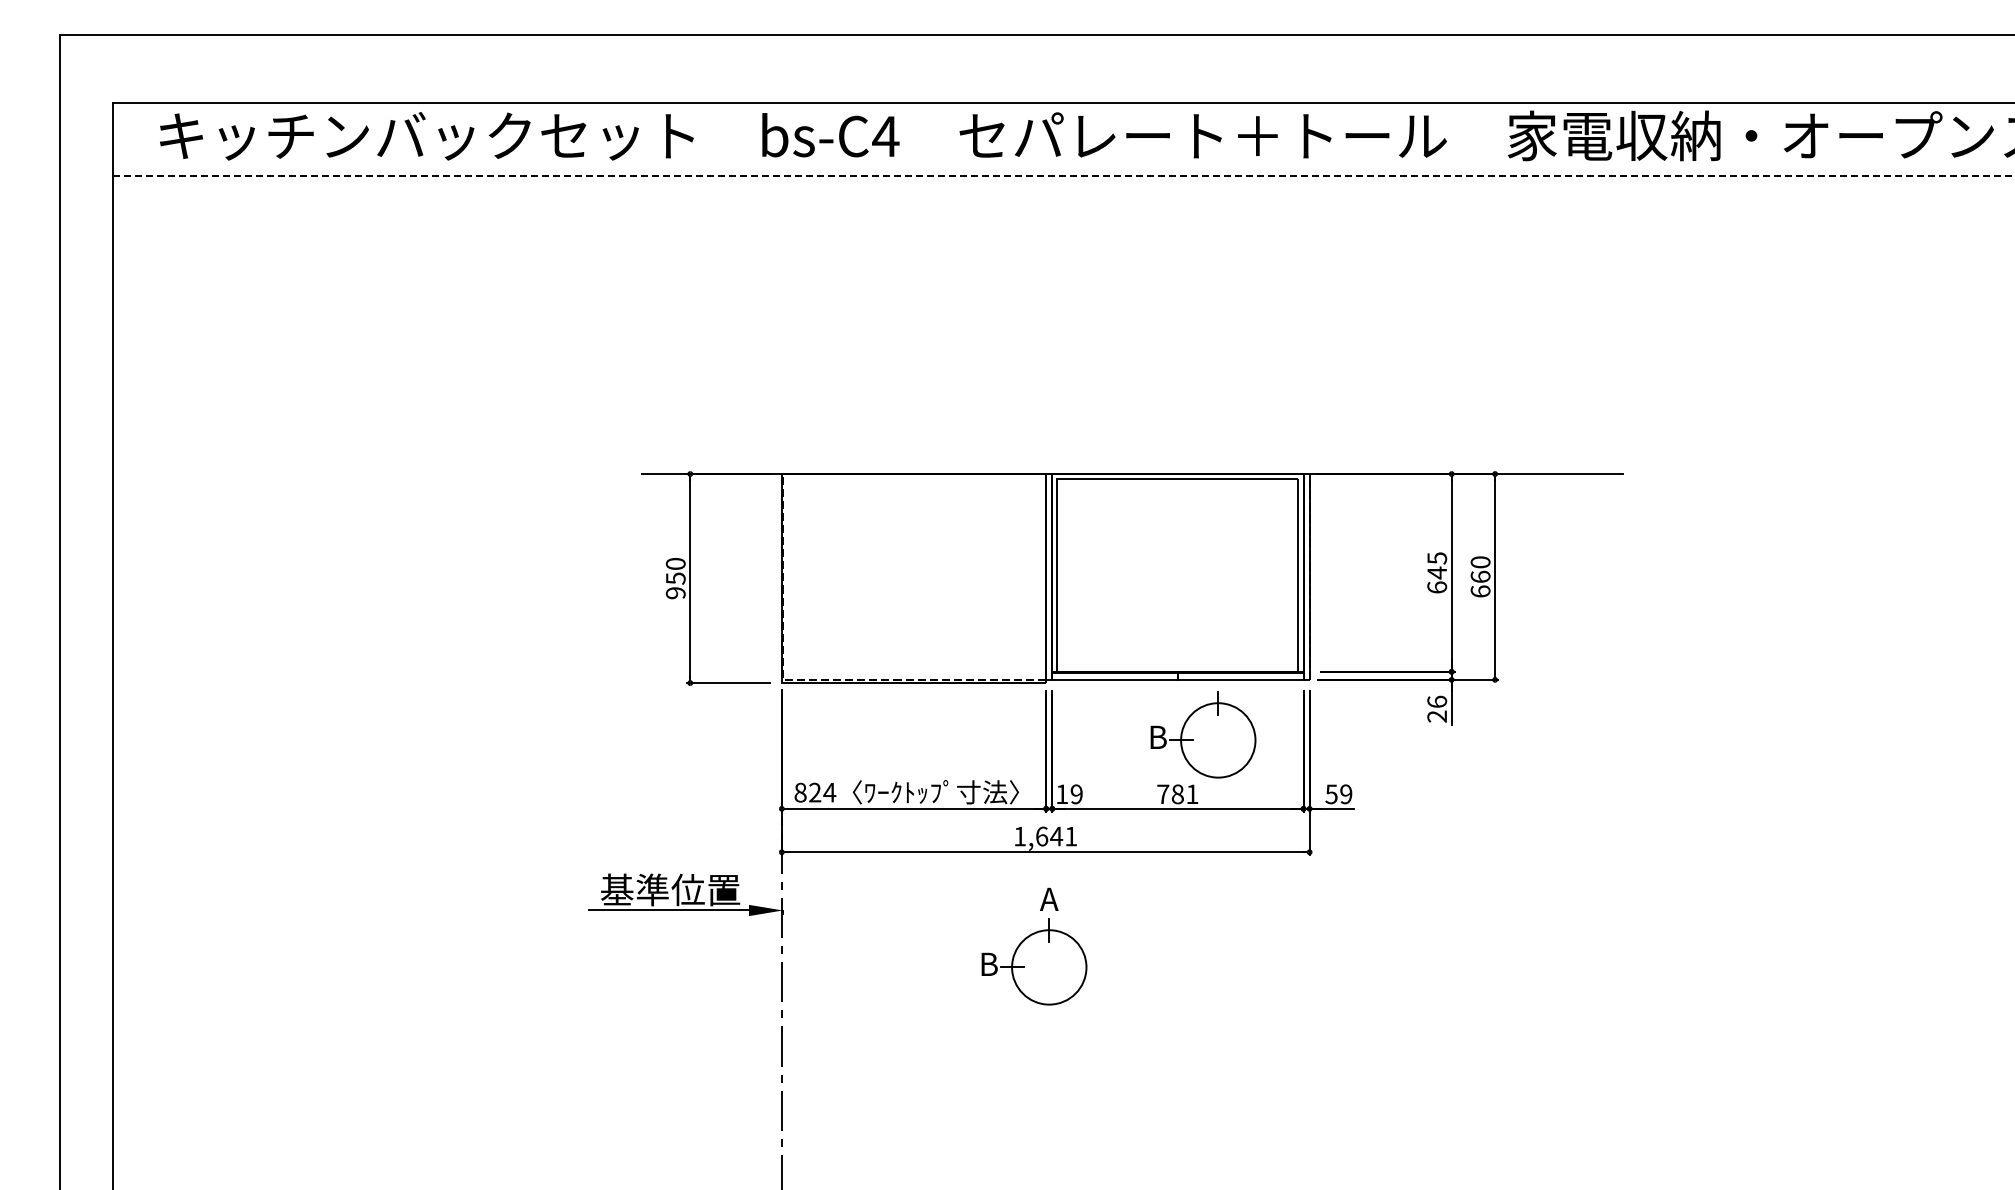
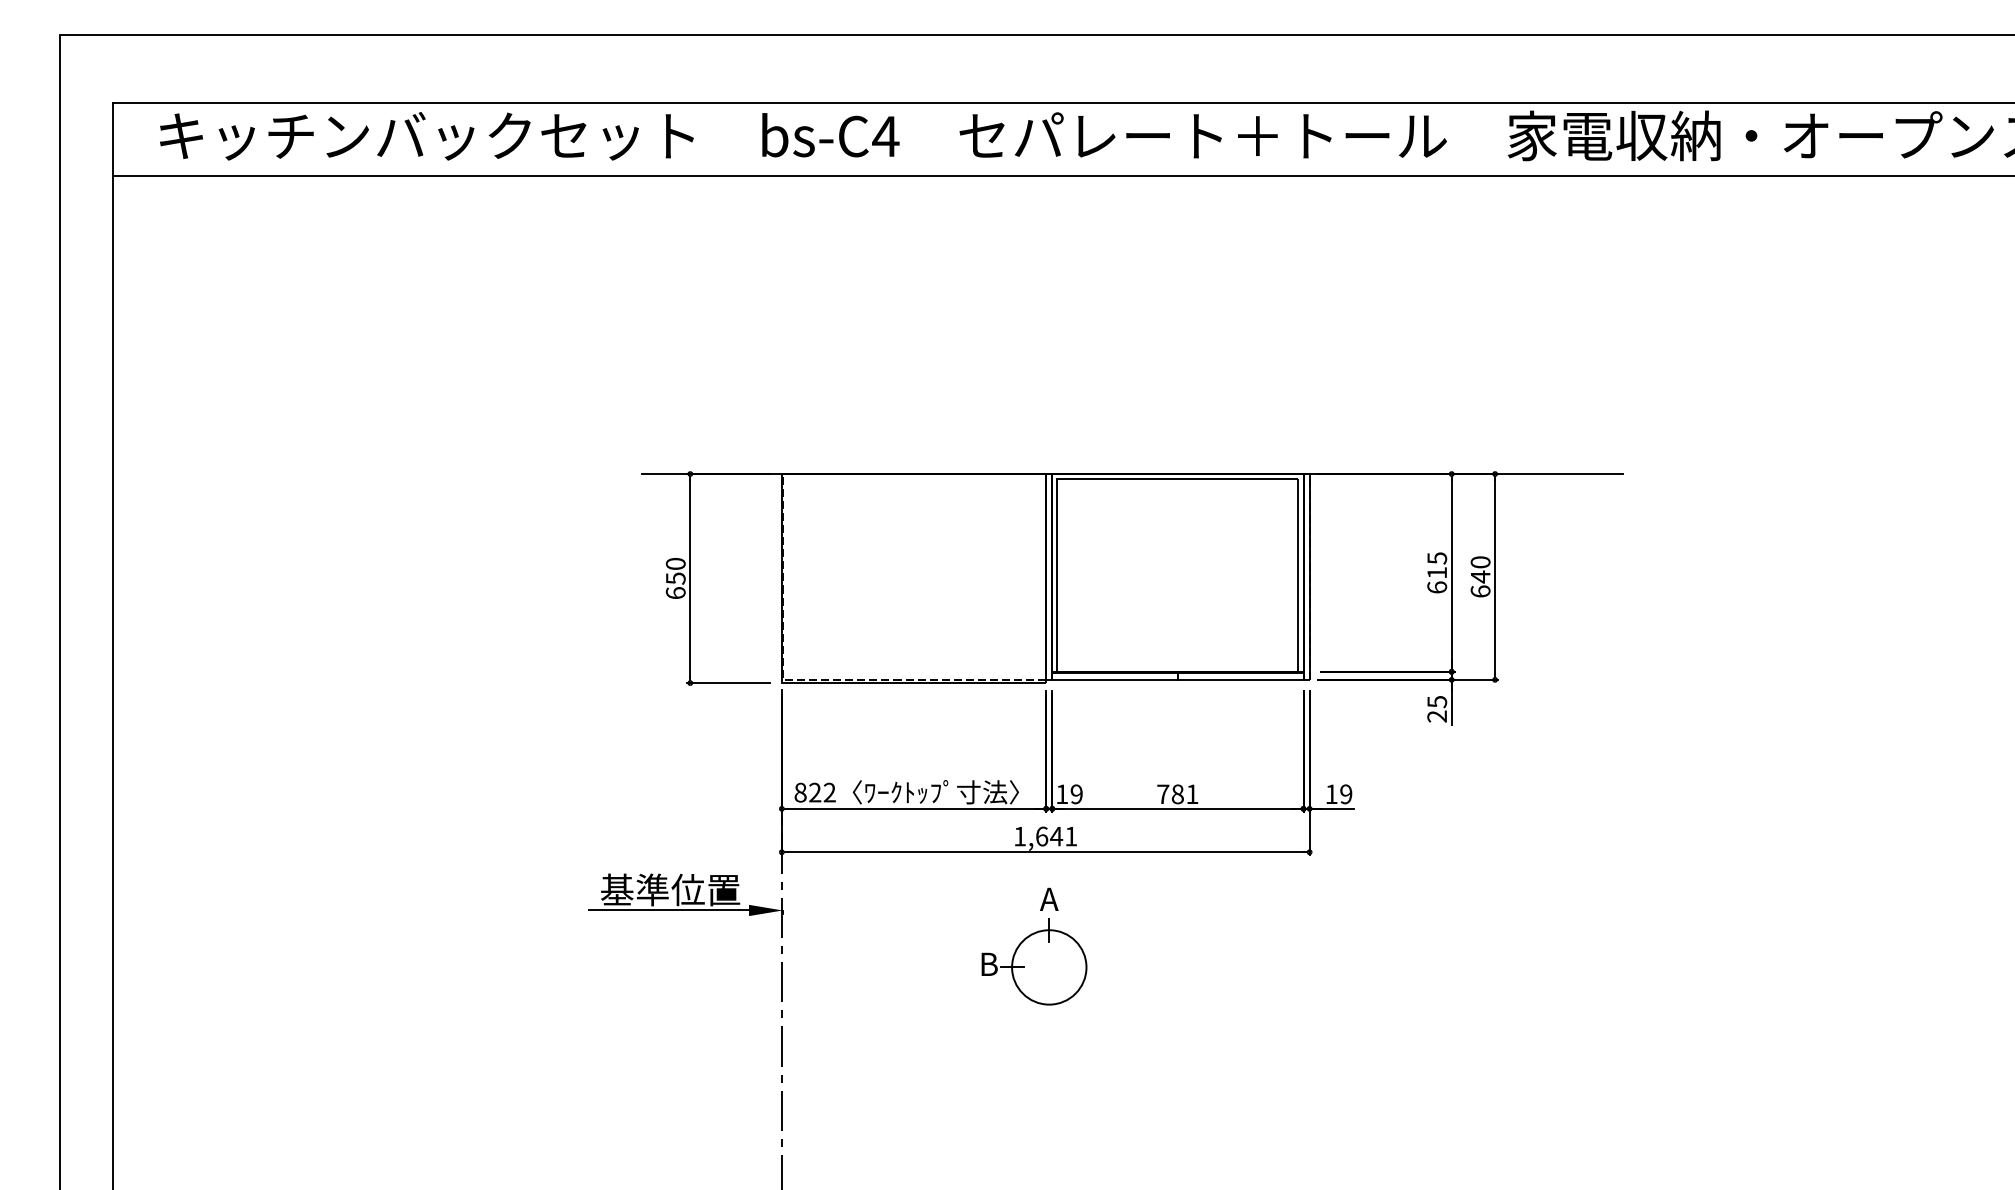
line: dashed -> solid (1063, 175)
text: 645 -> 615 (1436, 572)
text: 660 -> 640 (1480, 576)
text: 950 -> 650 (675, 593)
text: 26 -> 25 (1437, 701)
part: present -> none (1203, 734)
text: 824 -> 822 (829, 792)
text: 59 -> 19 (1331, 794)
